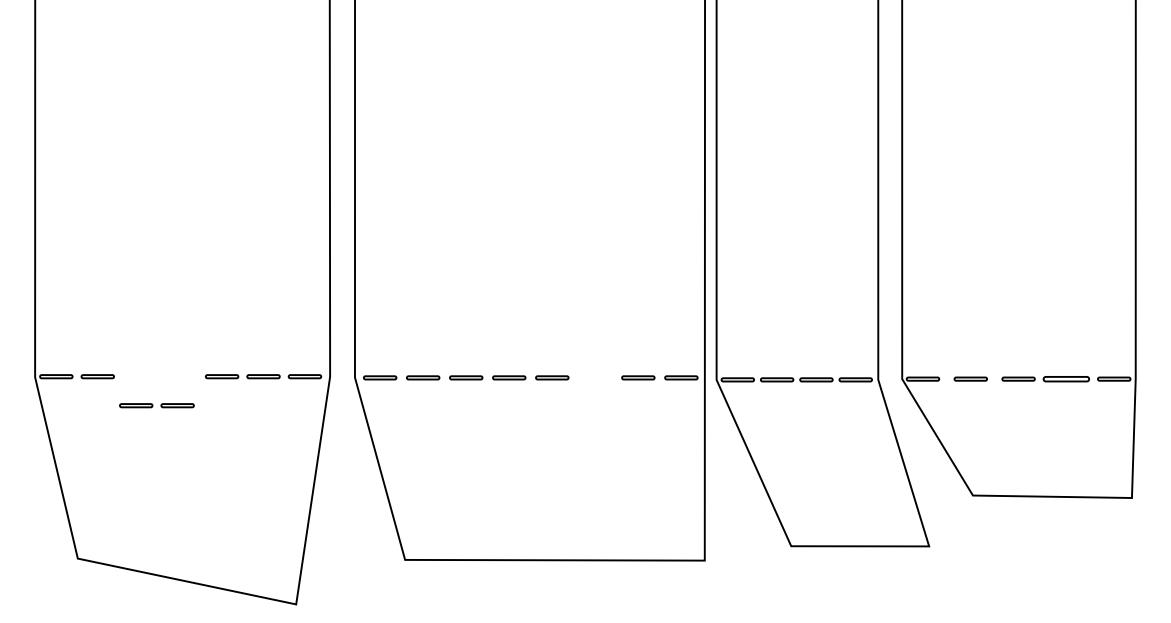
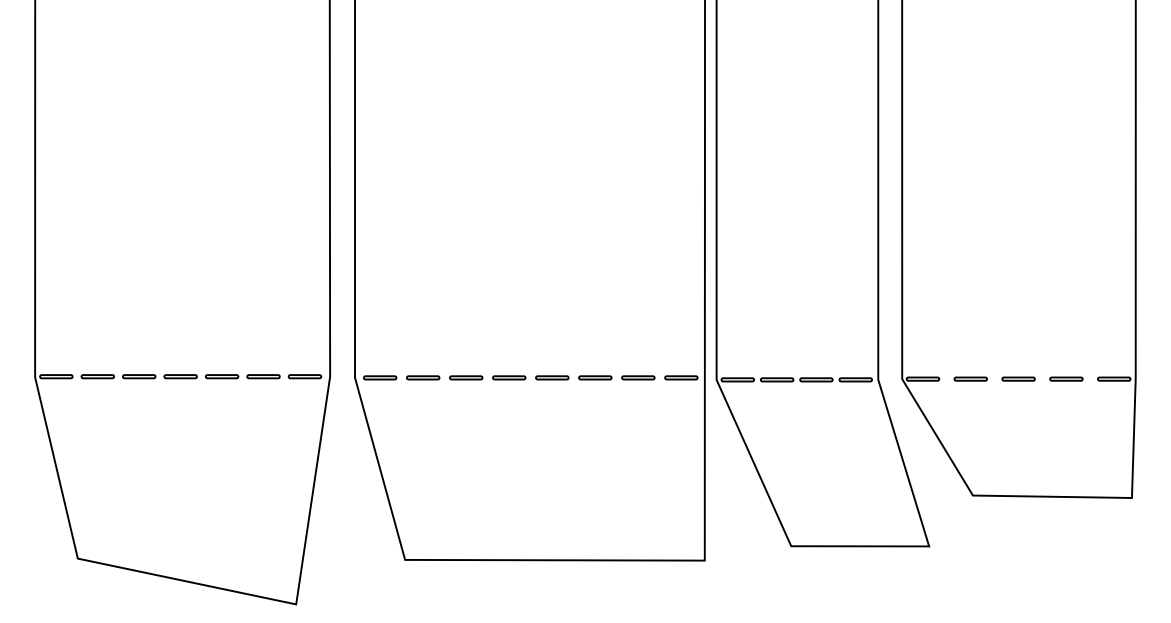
part: none -> present (595, 377)
part size: 48x7 px -> 35x6 px (1066, 378)
part position: (156, 405) -> (159, 376) (159, 376)
